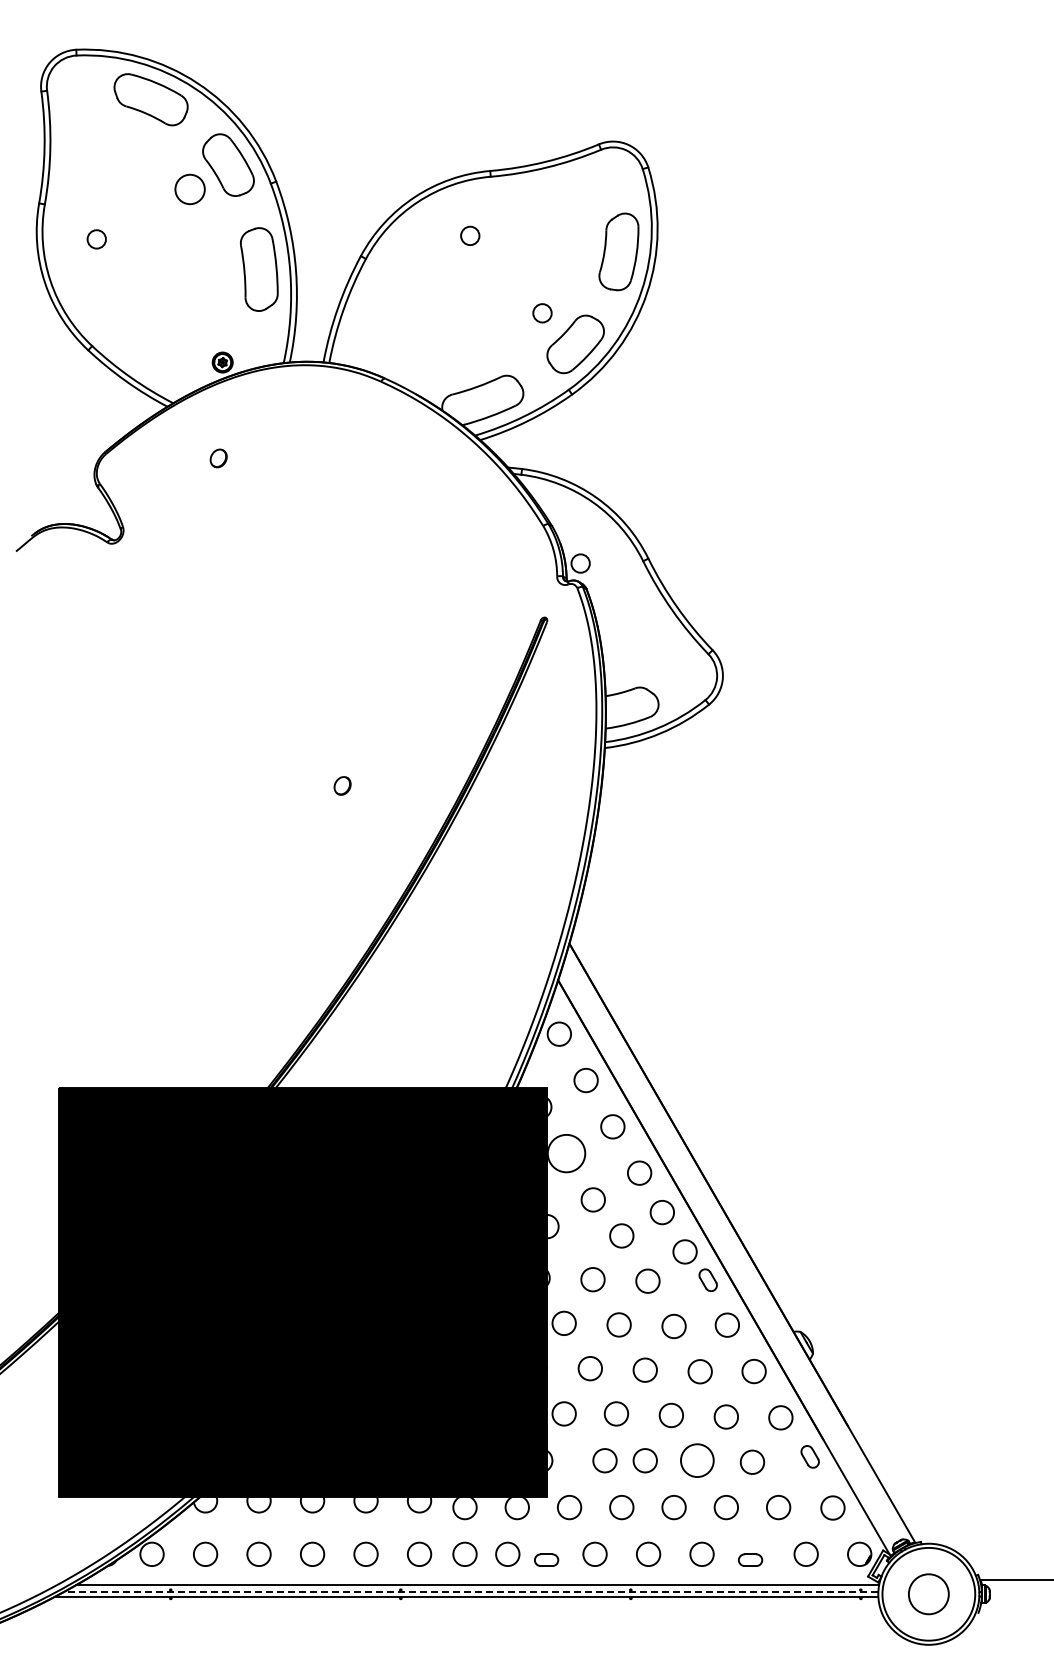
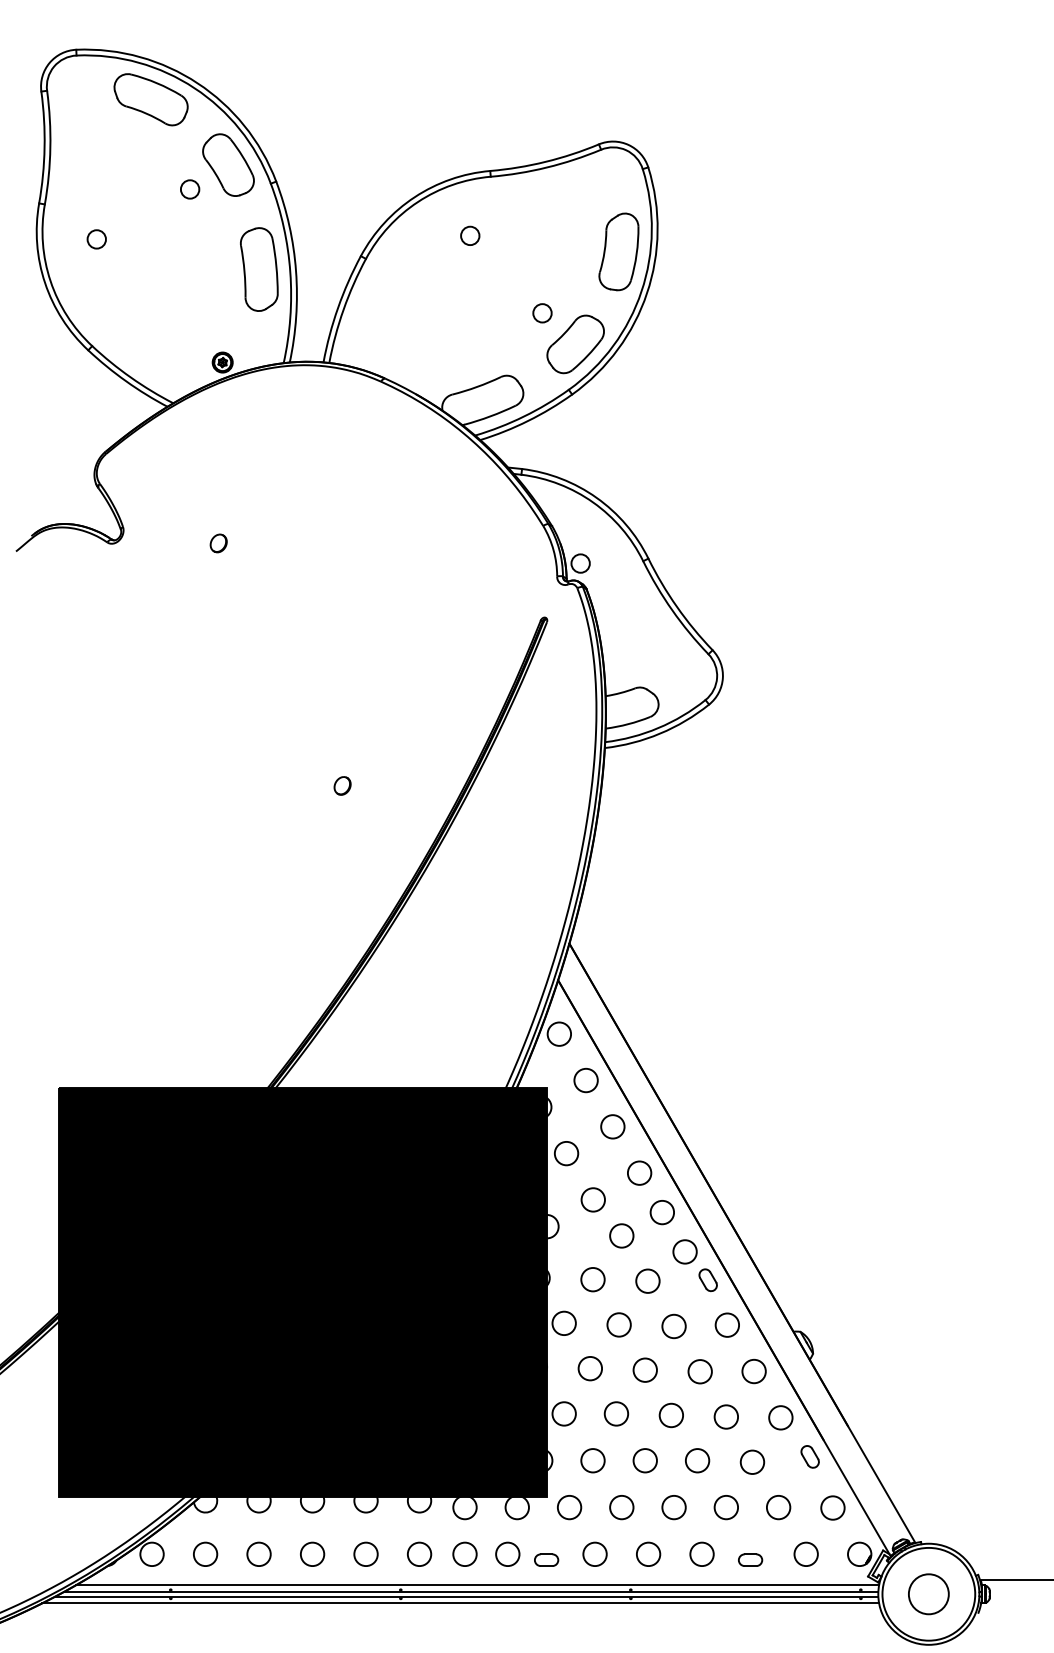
circle diameter: 29 px -> 18 px (189, 189)
part position: (218, 458) -> (218, 543) (218, 543)
circle diameter: 37 px -> 23 px (566, 1153)
circle position: (604, 1460) -> (592, 1460) (592, 1460)
circle size: 35x35 px -> 26x26 px (697, 1460)
line: dashed -> solid (470, 1591)
line: none -> present (460, 1603)
